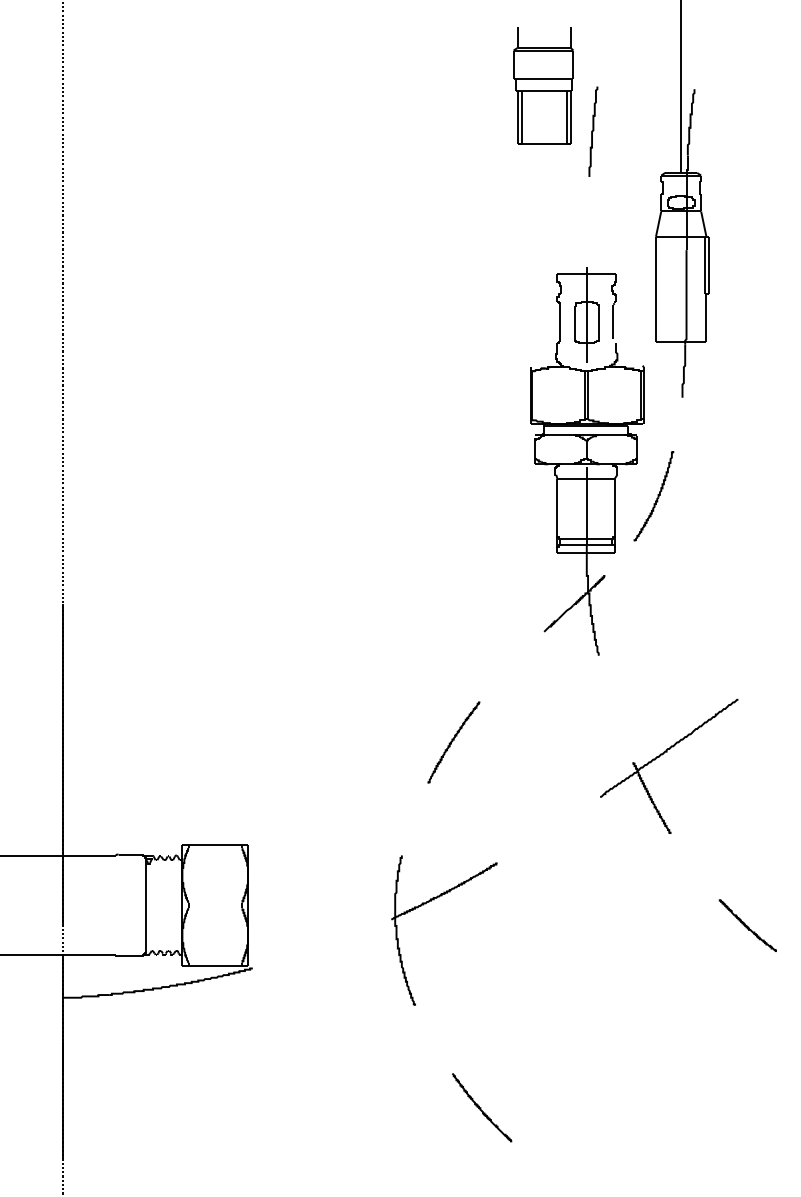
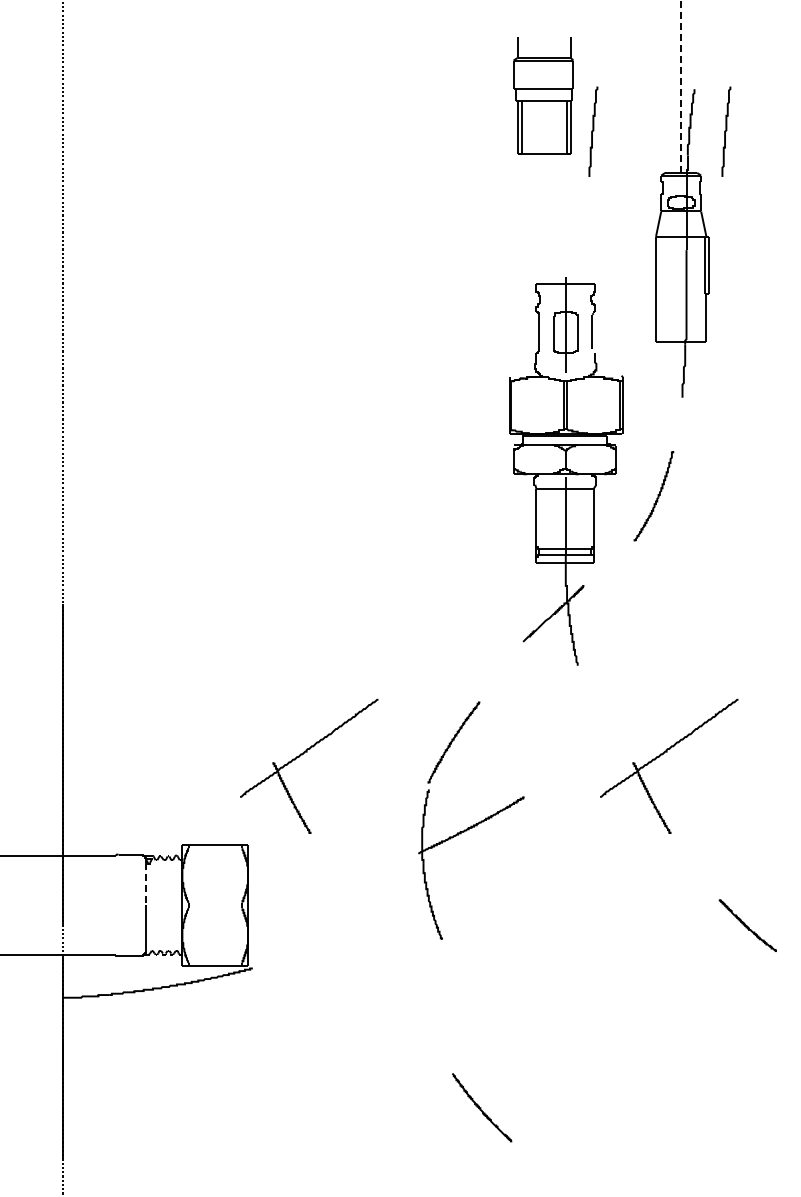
part position: (543, 85) -> (543, 95) (543, 95)
line: solid -> dashed (681, 86)
curve: none -> present (726, 131)
part position: (587, 461) -> (566, 471) (566, 471)
part: none -> present (302, 755)
line: solid -> dashed (146, 883)
part position: (434, 900) -> (461, 834) (461, 834)
